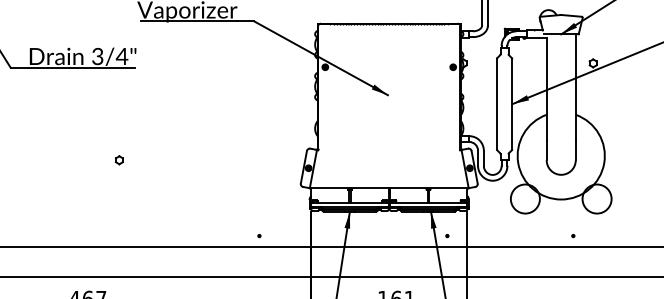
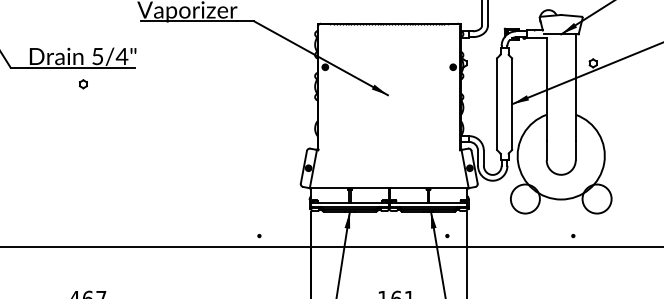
text: 3/4" -> 5/4" (97, 55)
part position: (119, 160) -> (83, 84) (83, 84)
line: present -> none (331, 276)
